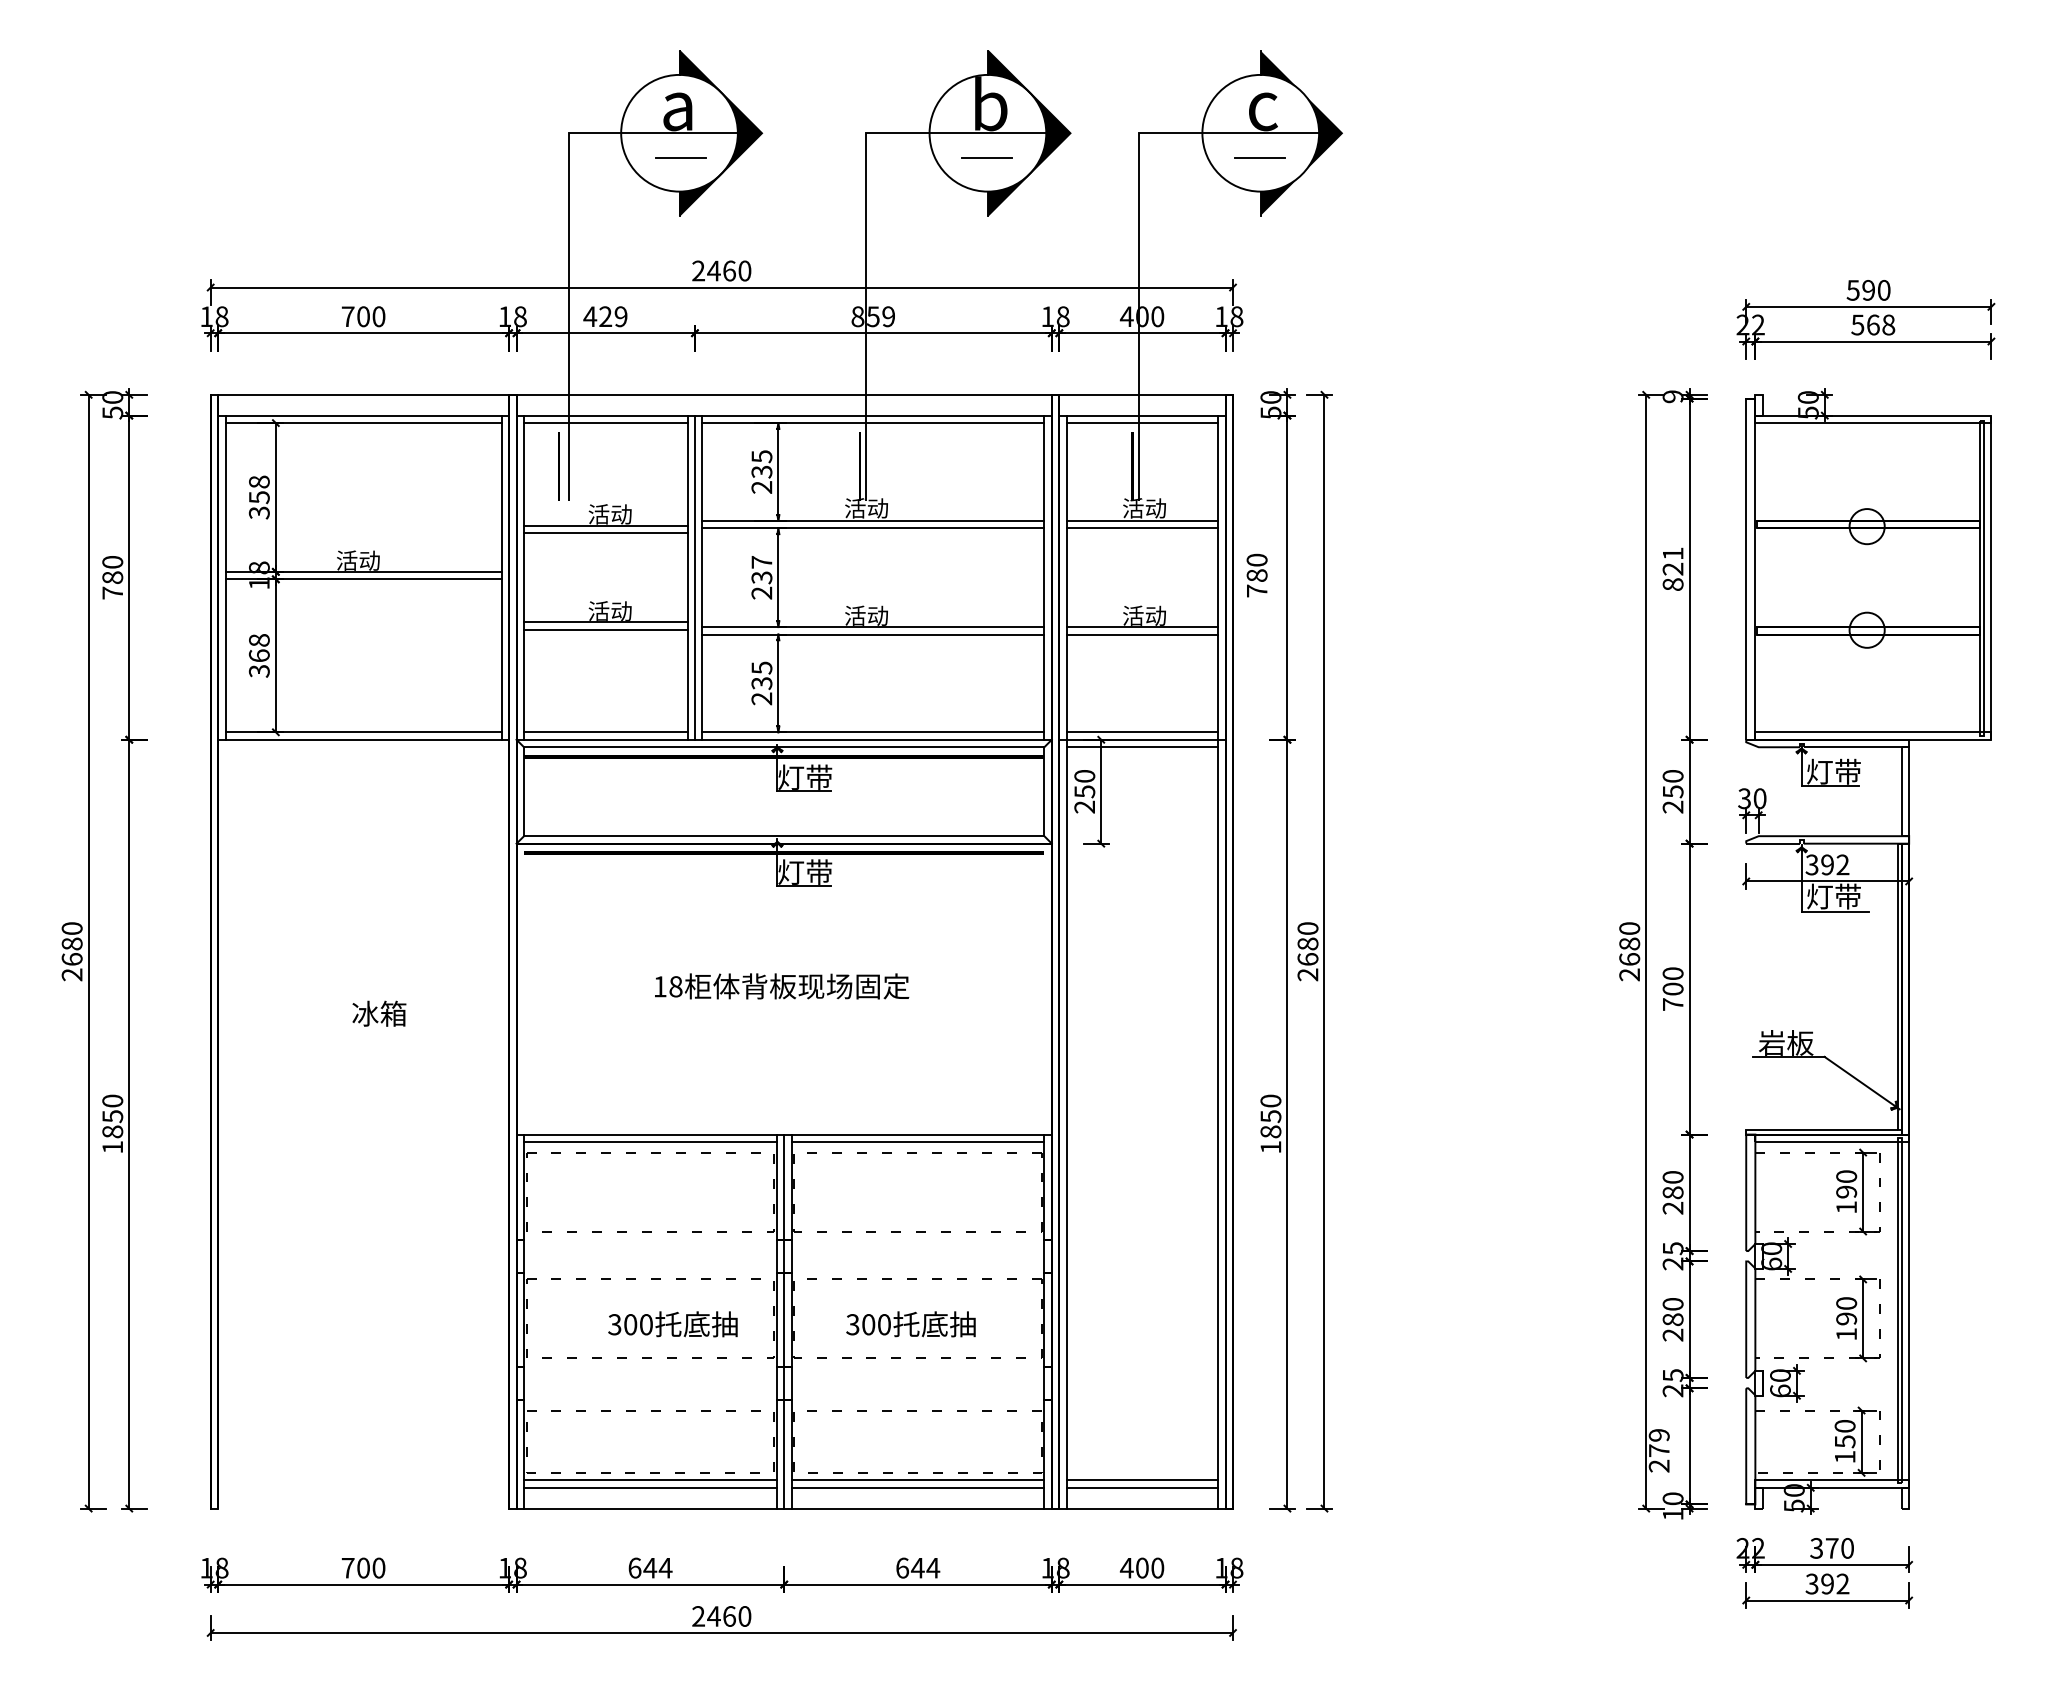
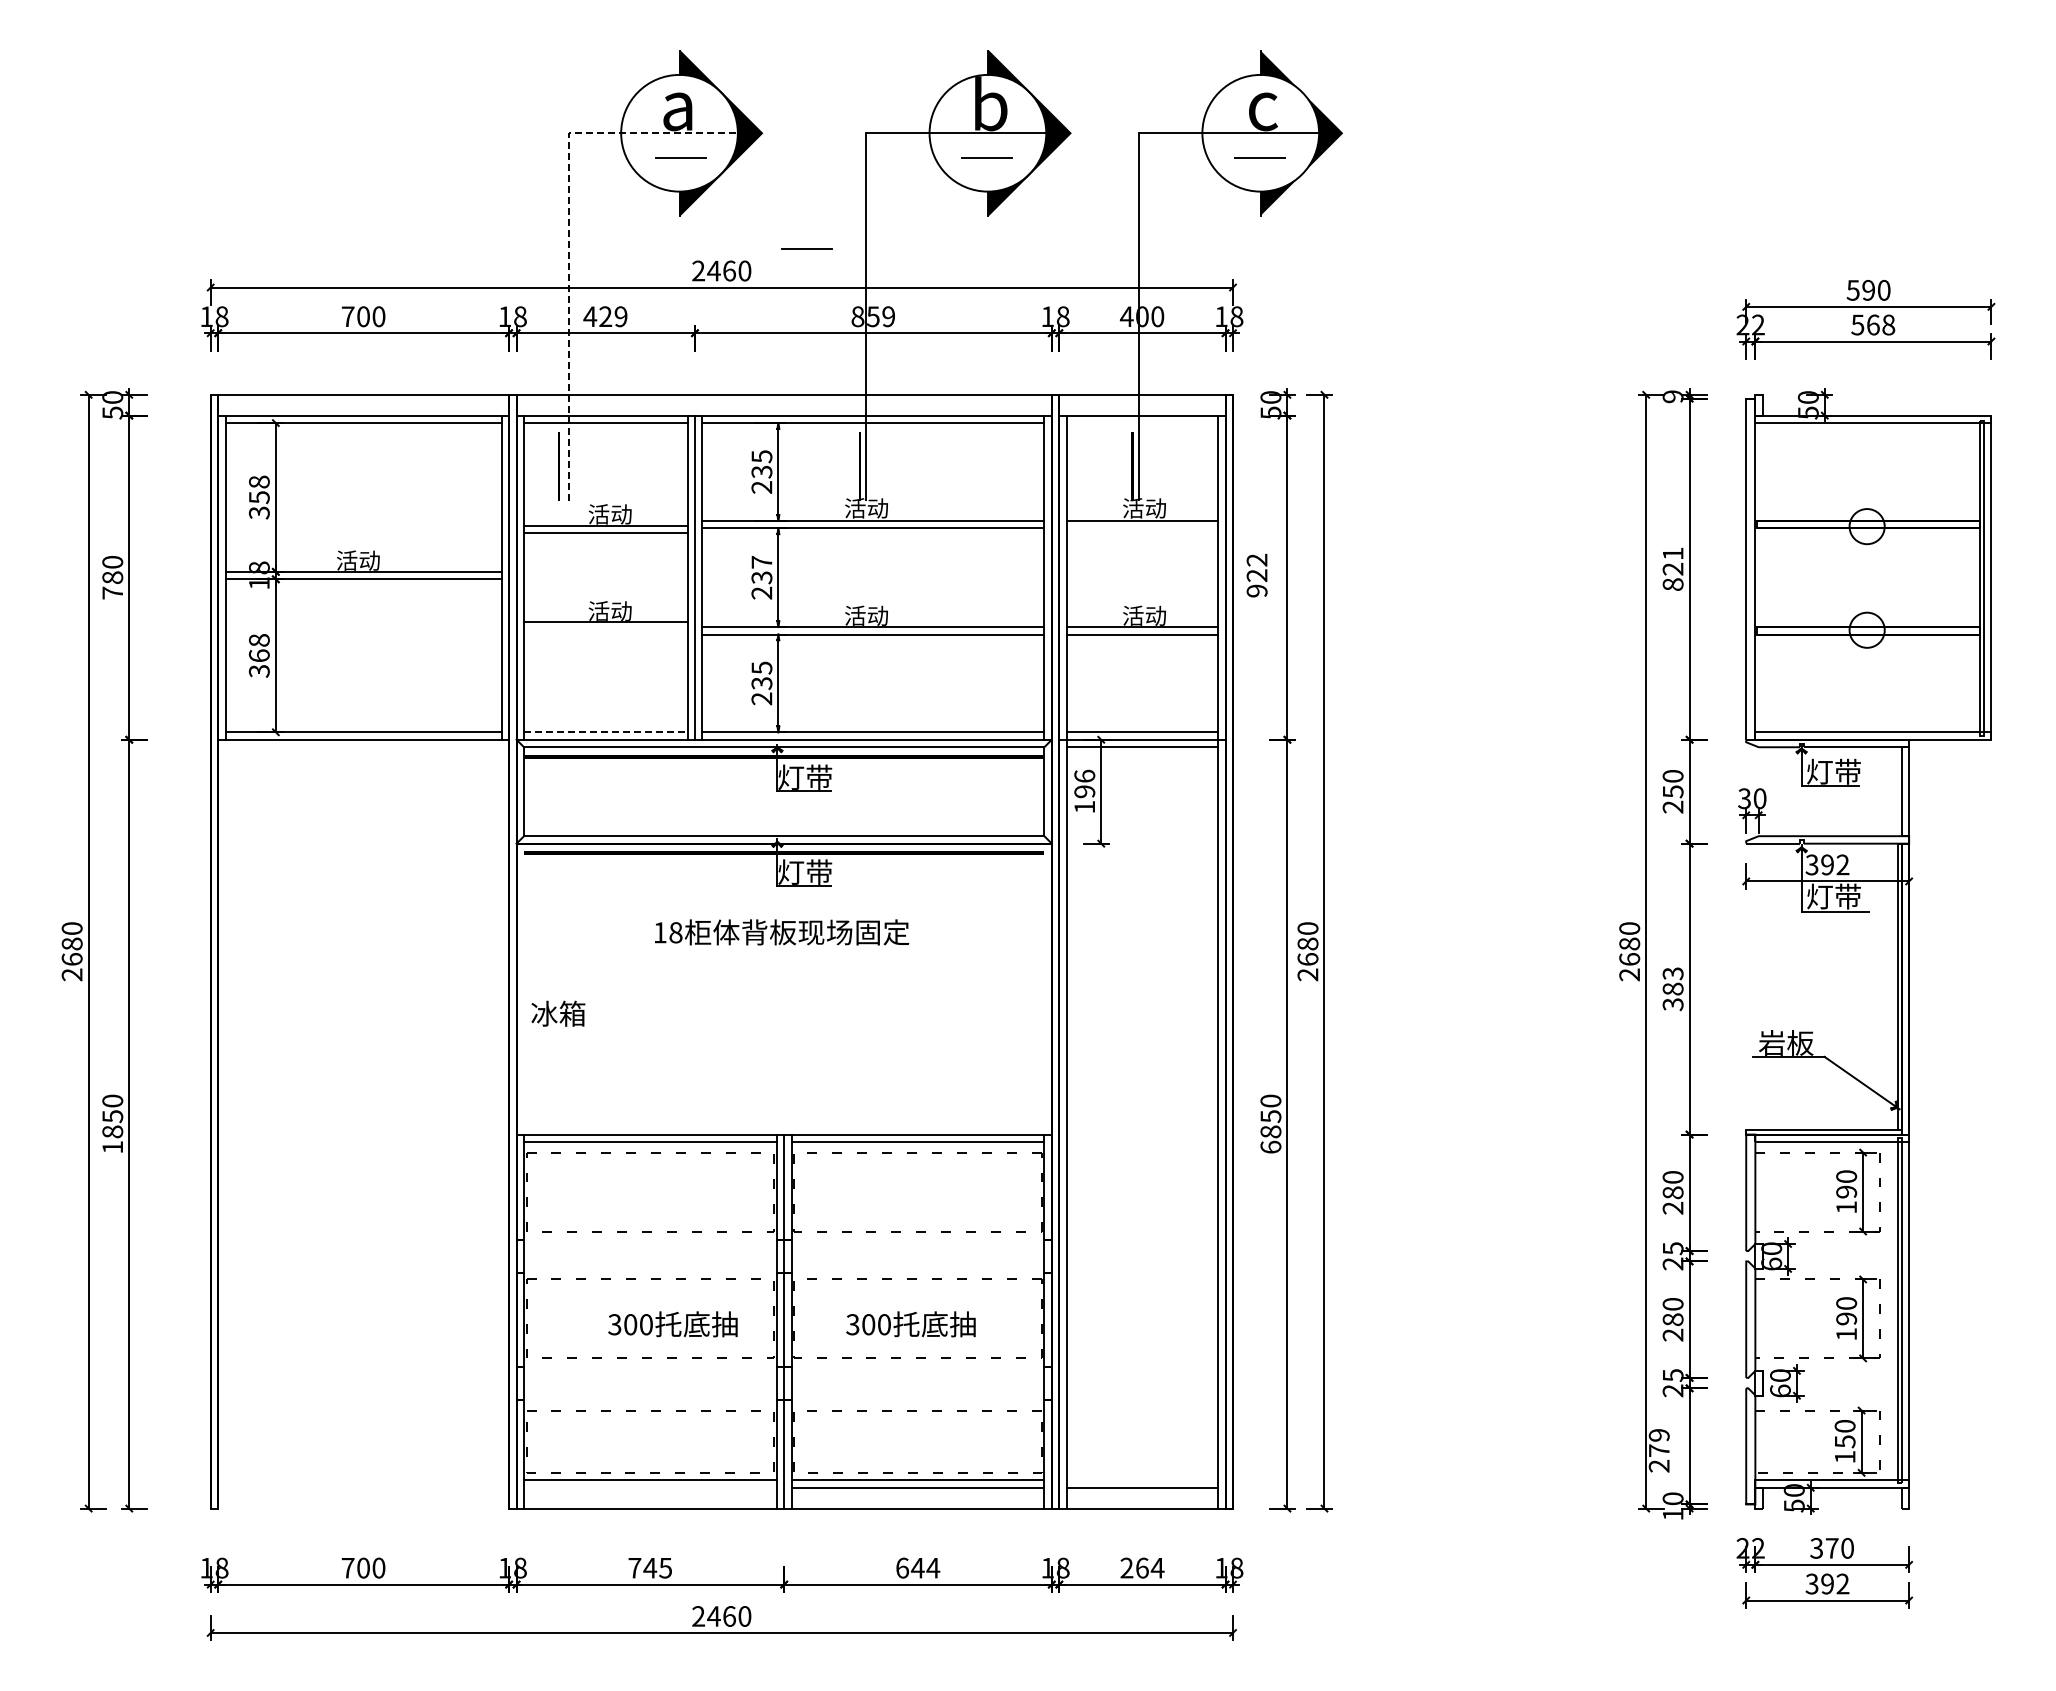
line: solid -> dashed (568, 231)
line: none -> present (806, 248)
line: present -> none (1142, 423)
line: present -> none (1142, 528)
text: 780 -> 922 (1256, 575)
line: present -> none (605, 629)
line: solid -> dashed (605, 732)
text: 250 -> 196 (1084, 791)
text position: (782, 986) -> (782, 932) (782, 932)
text: 700 -> 383 (1672, 989)
text position: (379, 1013) -> (558, 1013) (558, 1013)
text: 1850 -> 6850 (1270, 1146)
line: present -> none (1142, 1480)
line: present -> none (650, 1487)
text: 644 -> 745 (650, 1567)
text: 400 -> 264 (1141, 1567)
